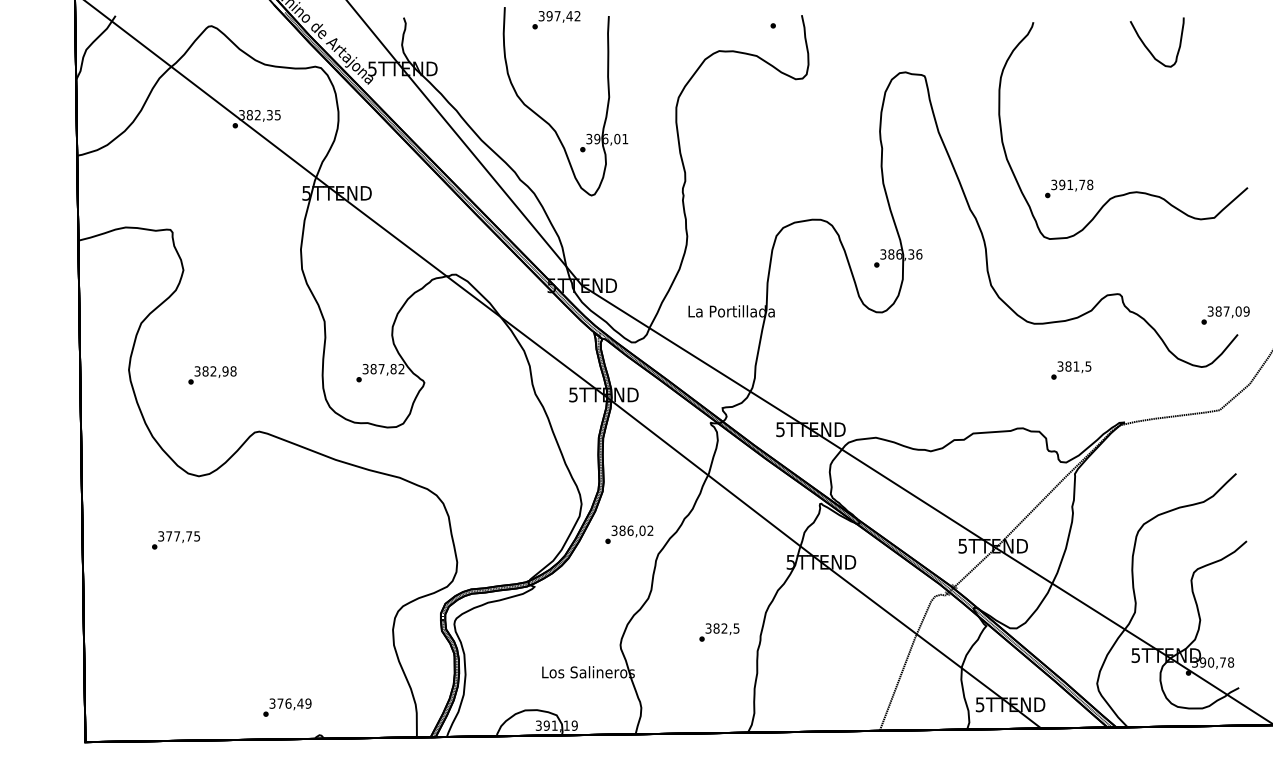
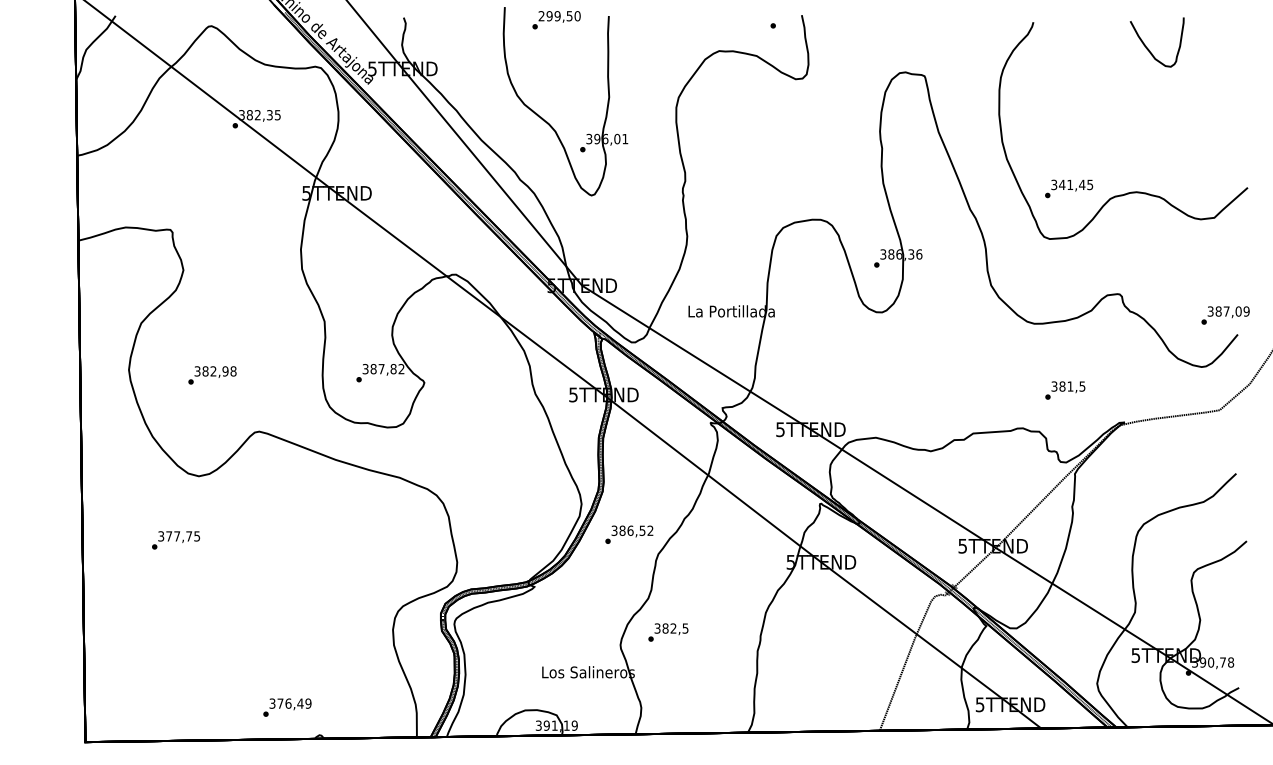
text: 397,42 -> 299,50 (559, 16)
text: 391,78 -> 341,45 (1076, 184)
text position: (1071, 370) -> (1065, 390) (1065, 390)
text: 386,02 -> 386,52 (642, 530)
text position: (719, 632) -> (668, 632) (668, 632)
